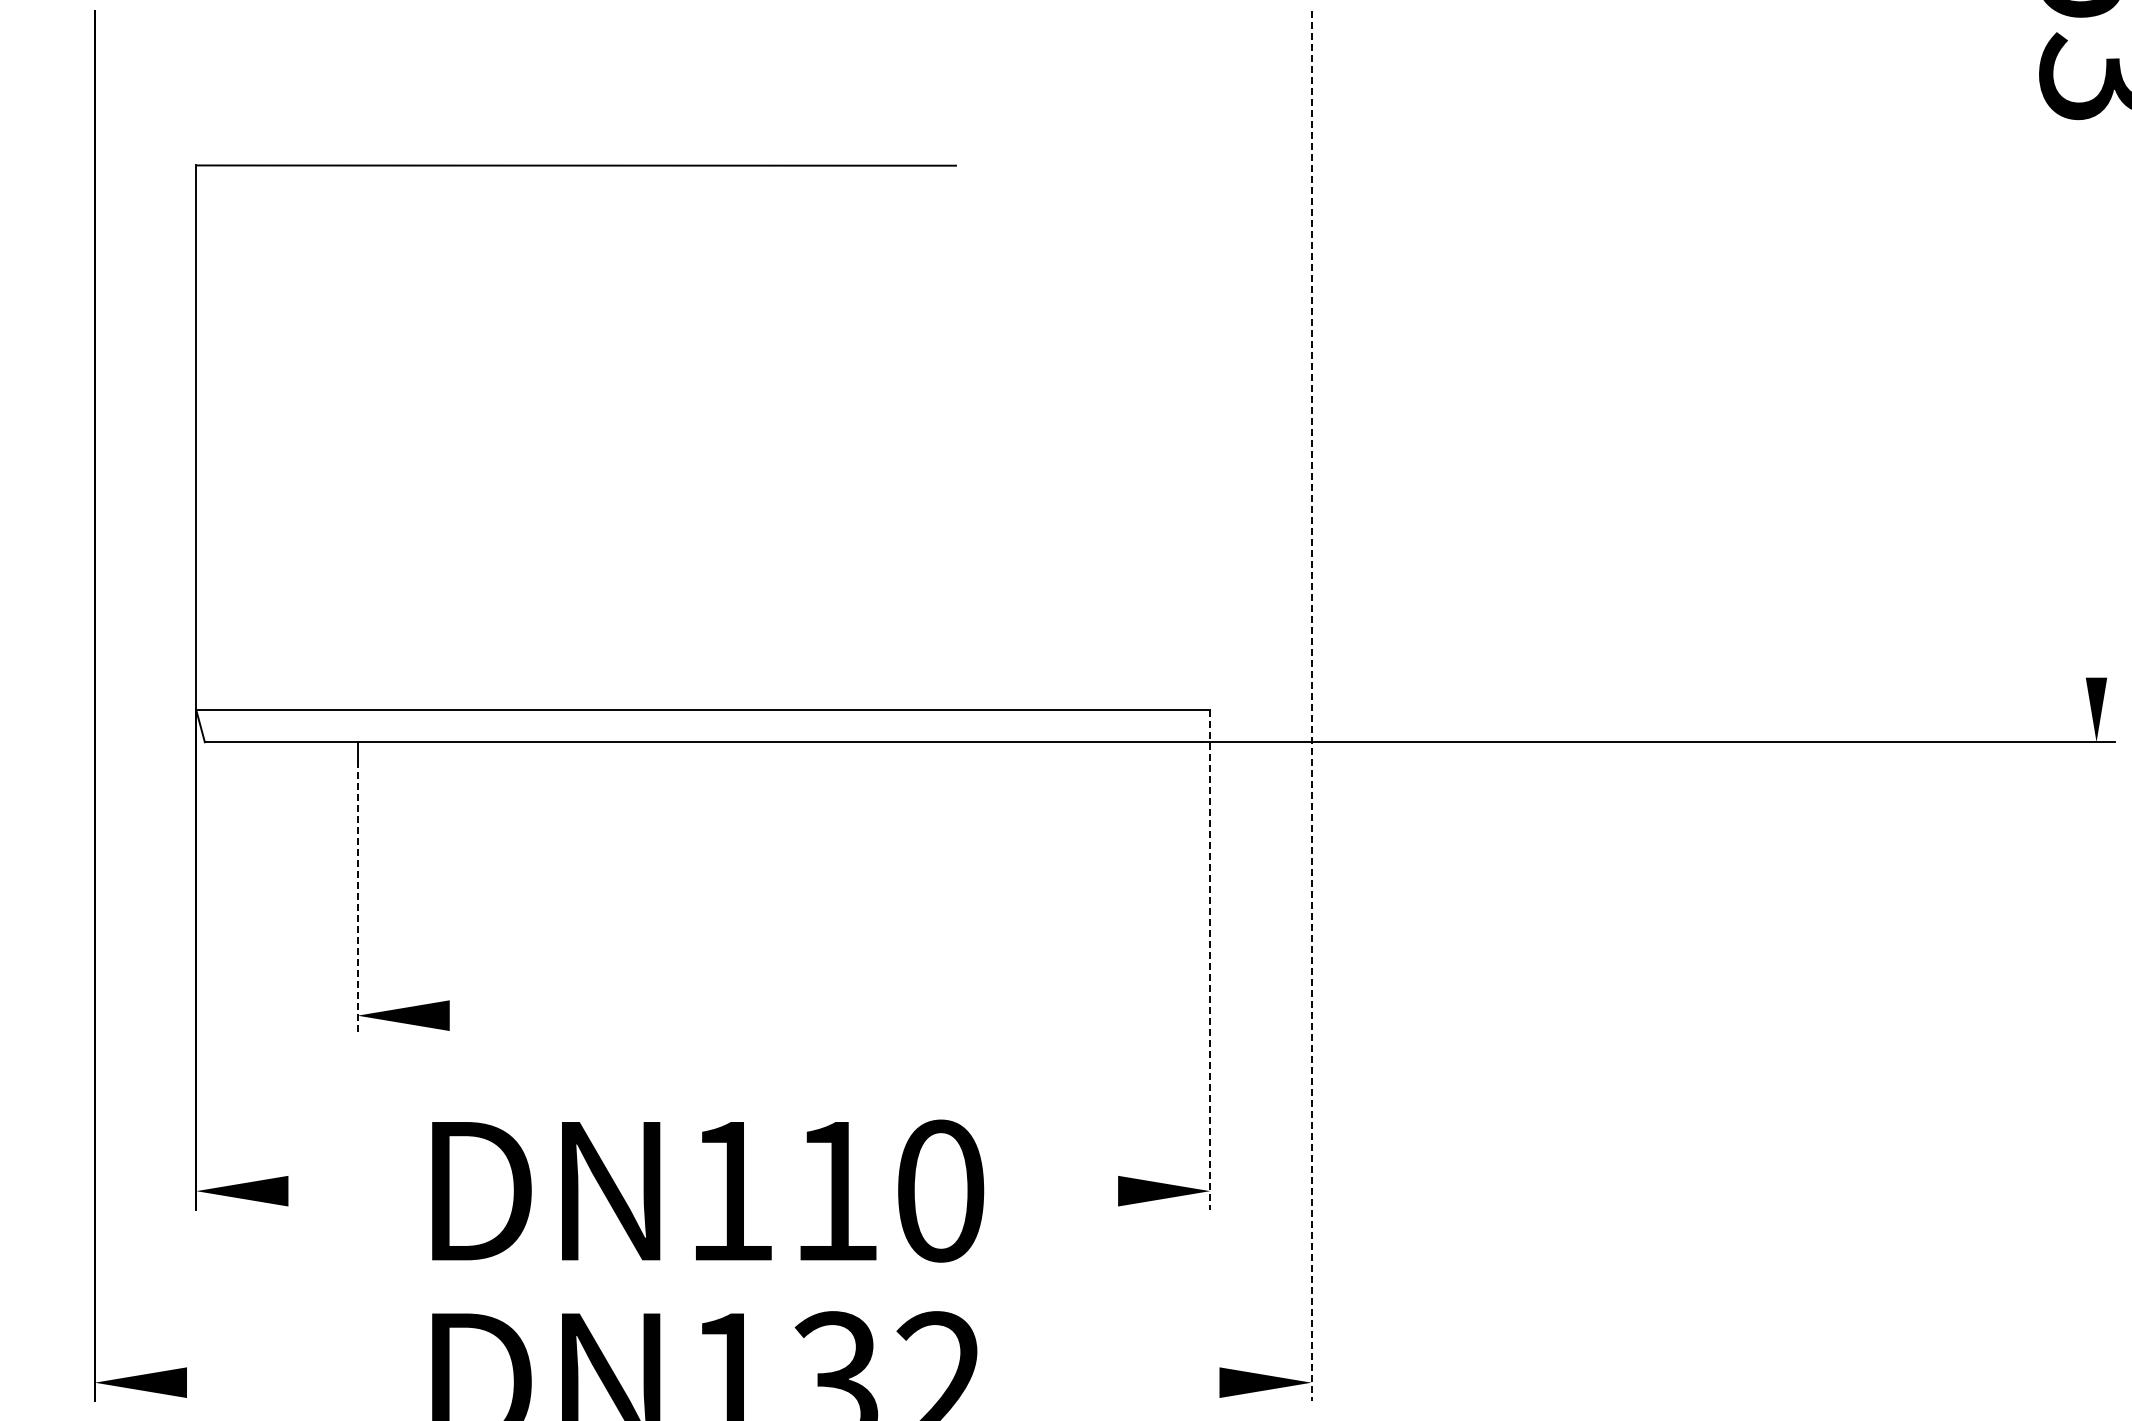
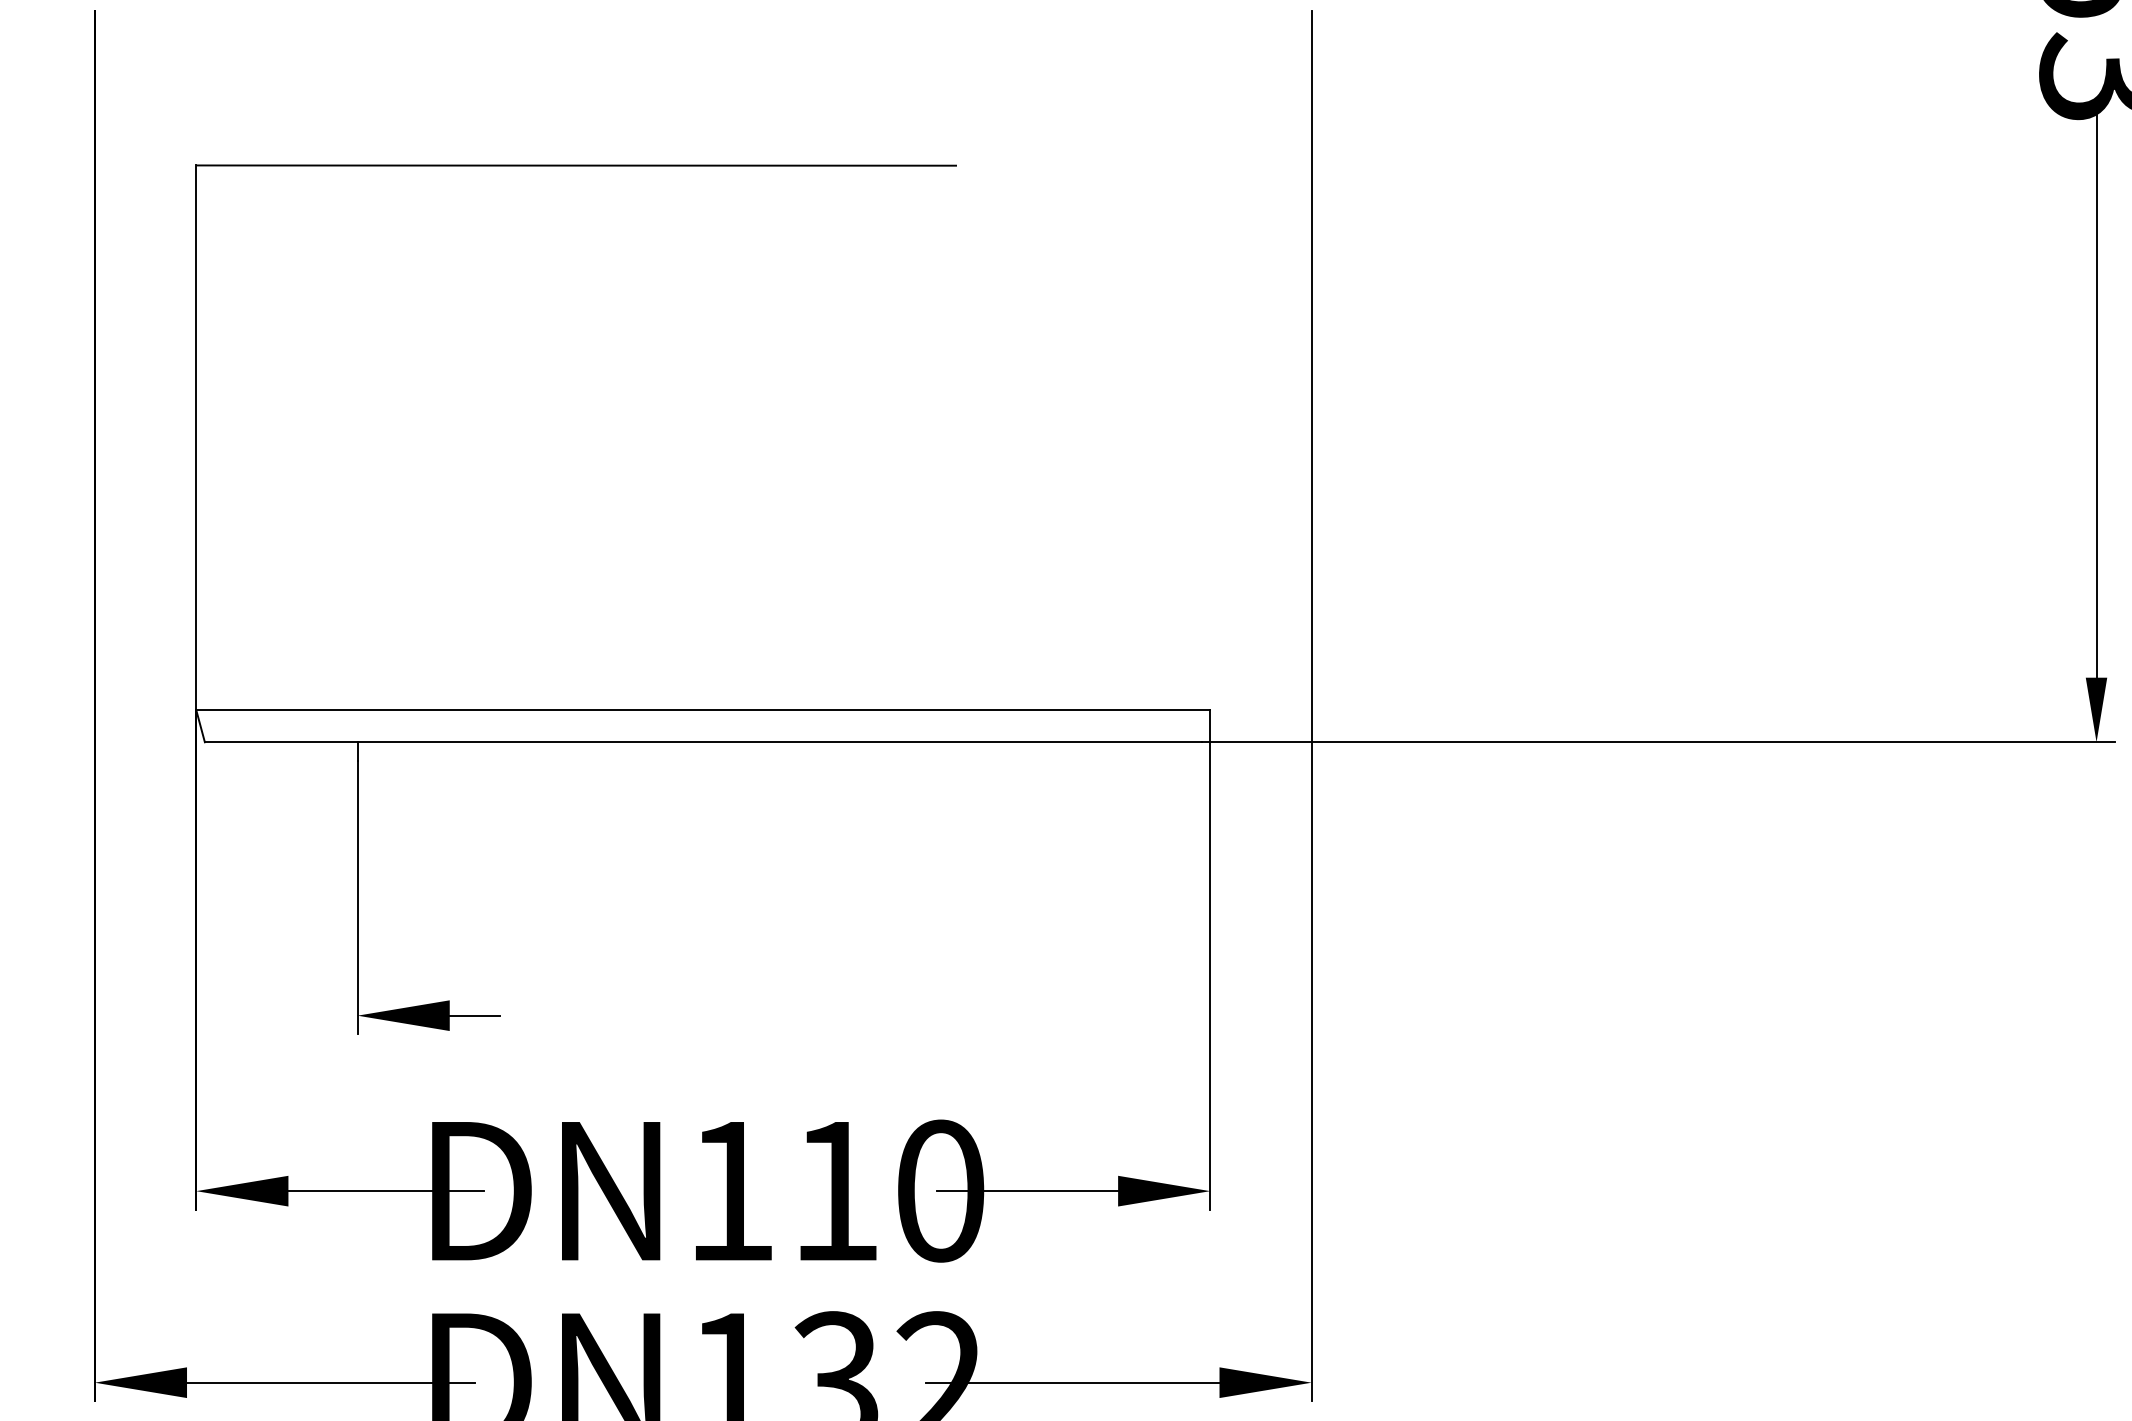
line: none -> present (2096, 394)
line: dashed -> solid (1311, 706)
line: dashed -> solid (357, 897)
line: dashed -> solid (1210, 959)
line: none -> present (474, 1015)
line: none -> present (386, 1191)
line: none -> present (1027, 1191)
line: none -> present (330, 1382)
line: none -> present (1072, 1382)
